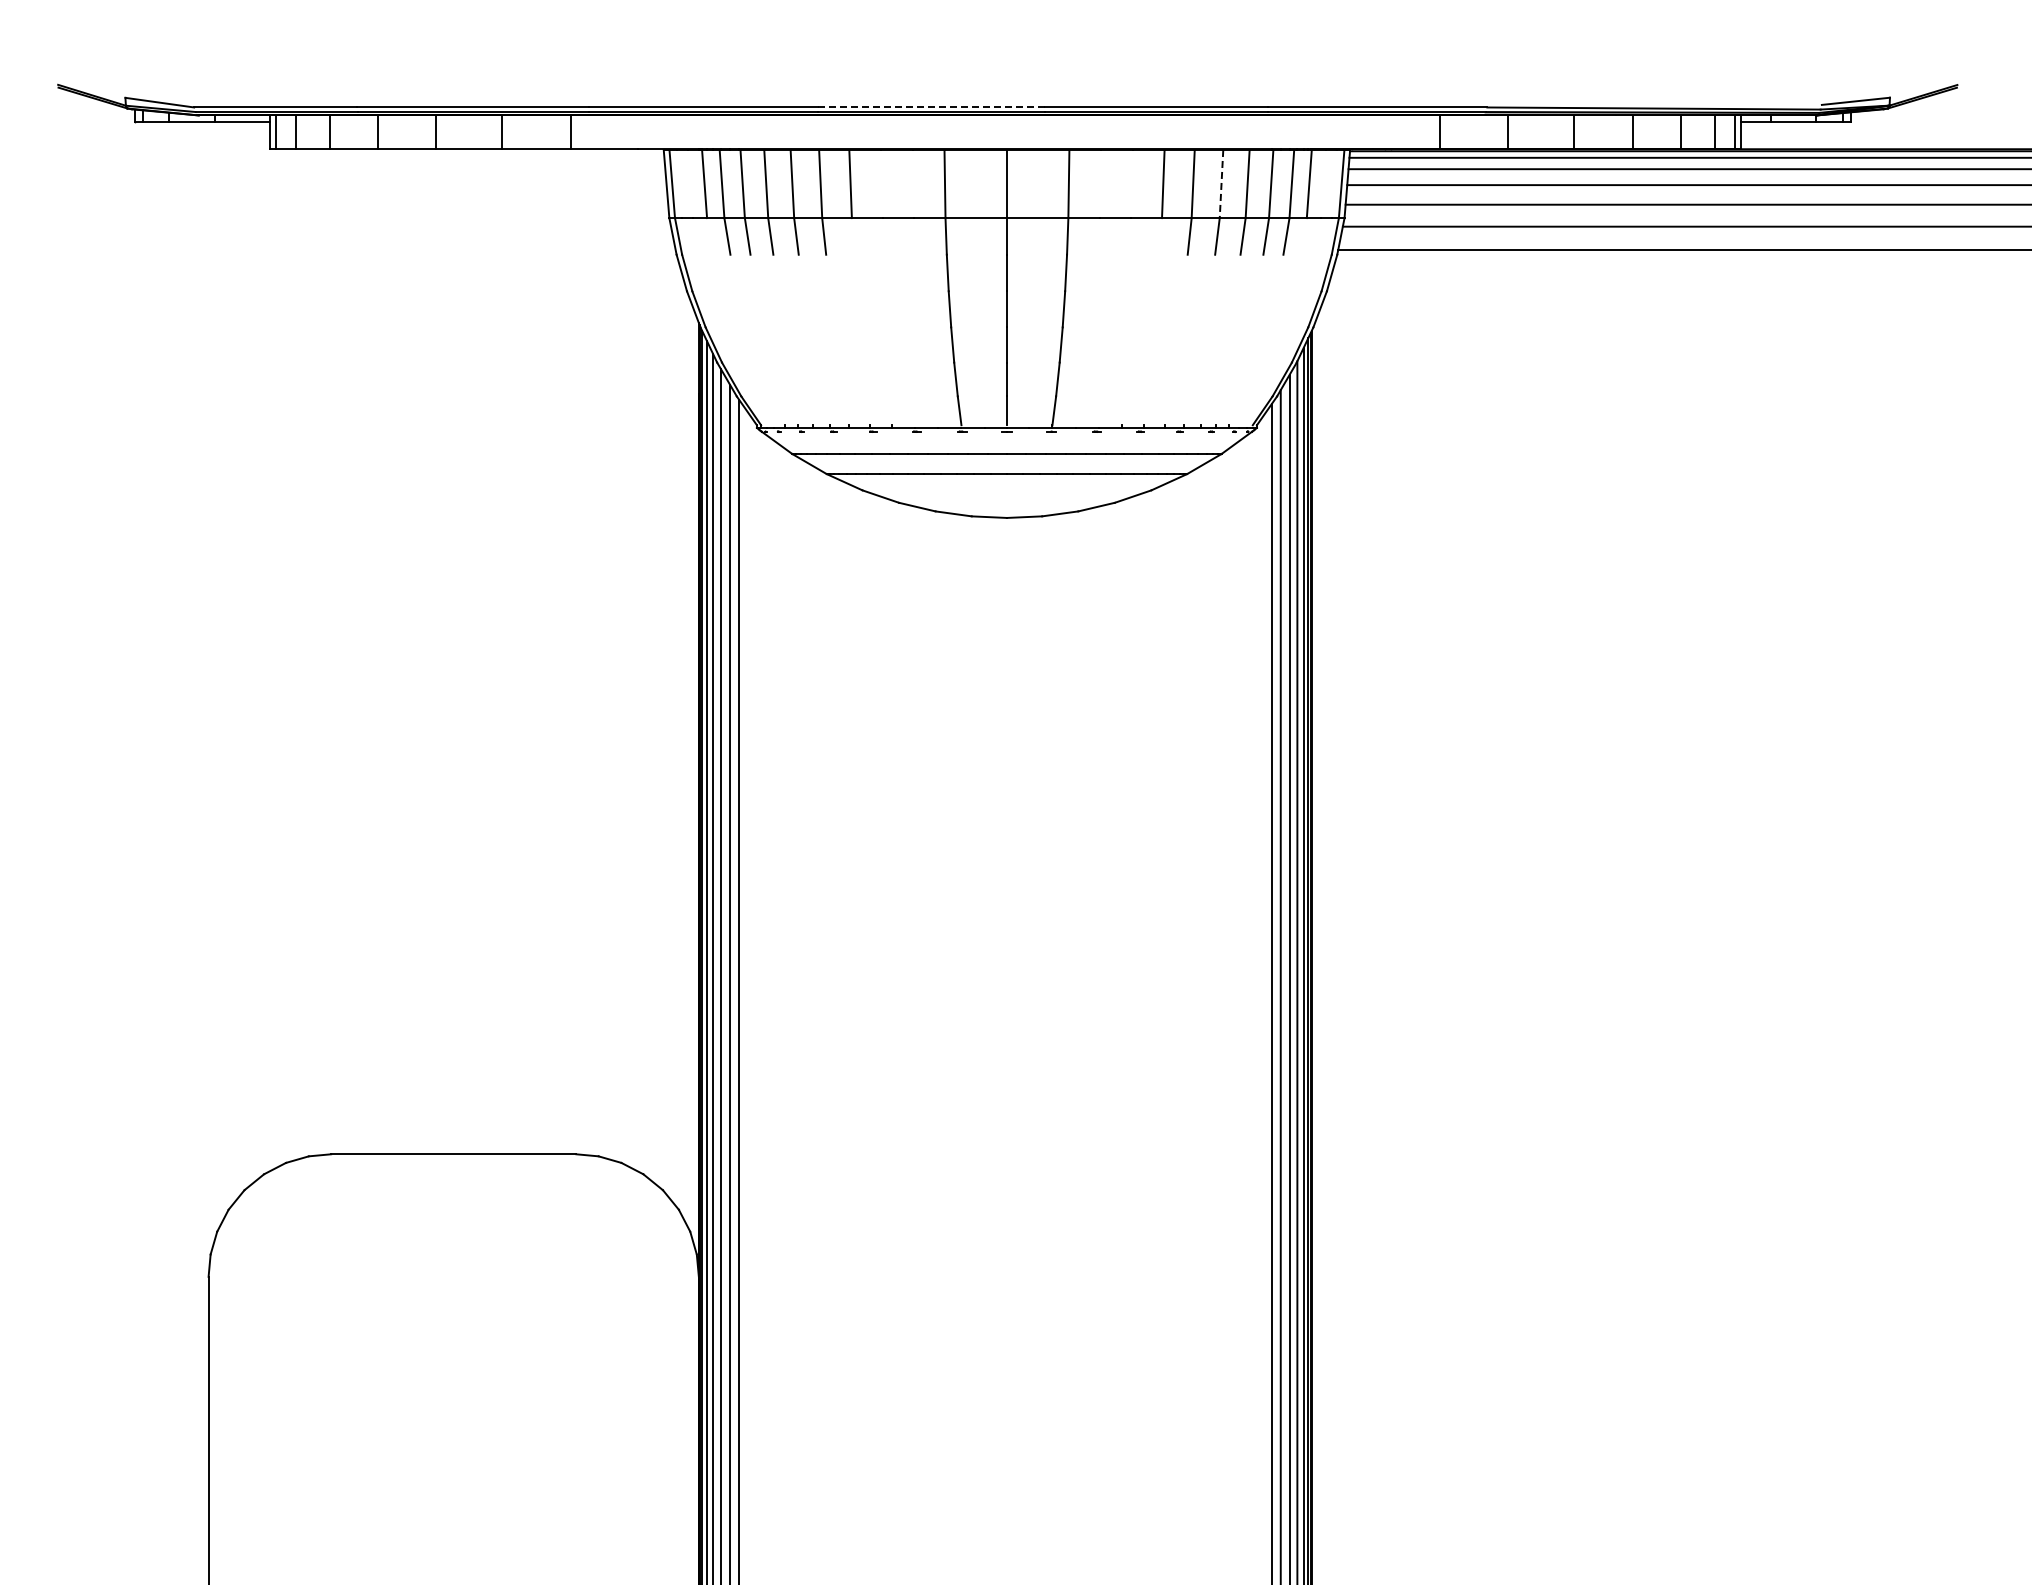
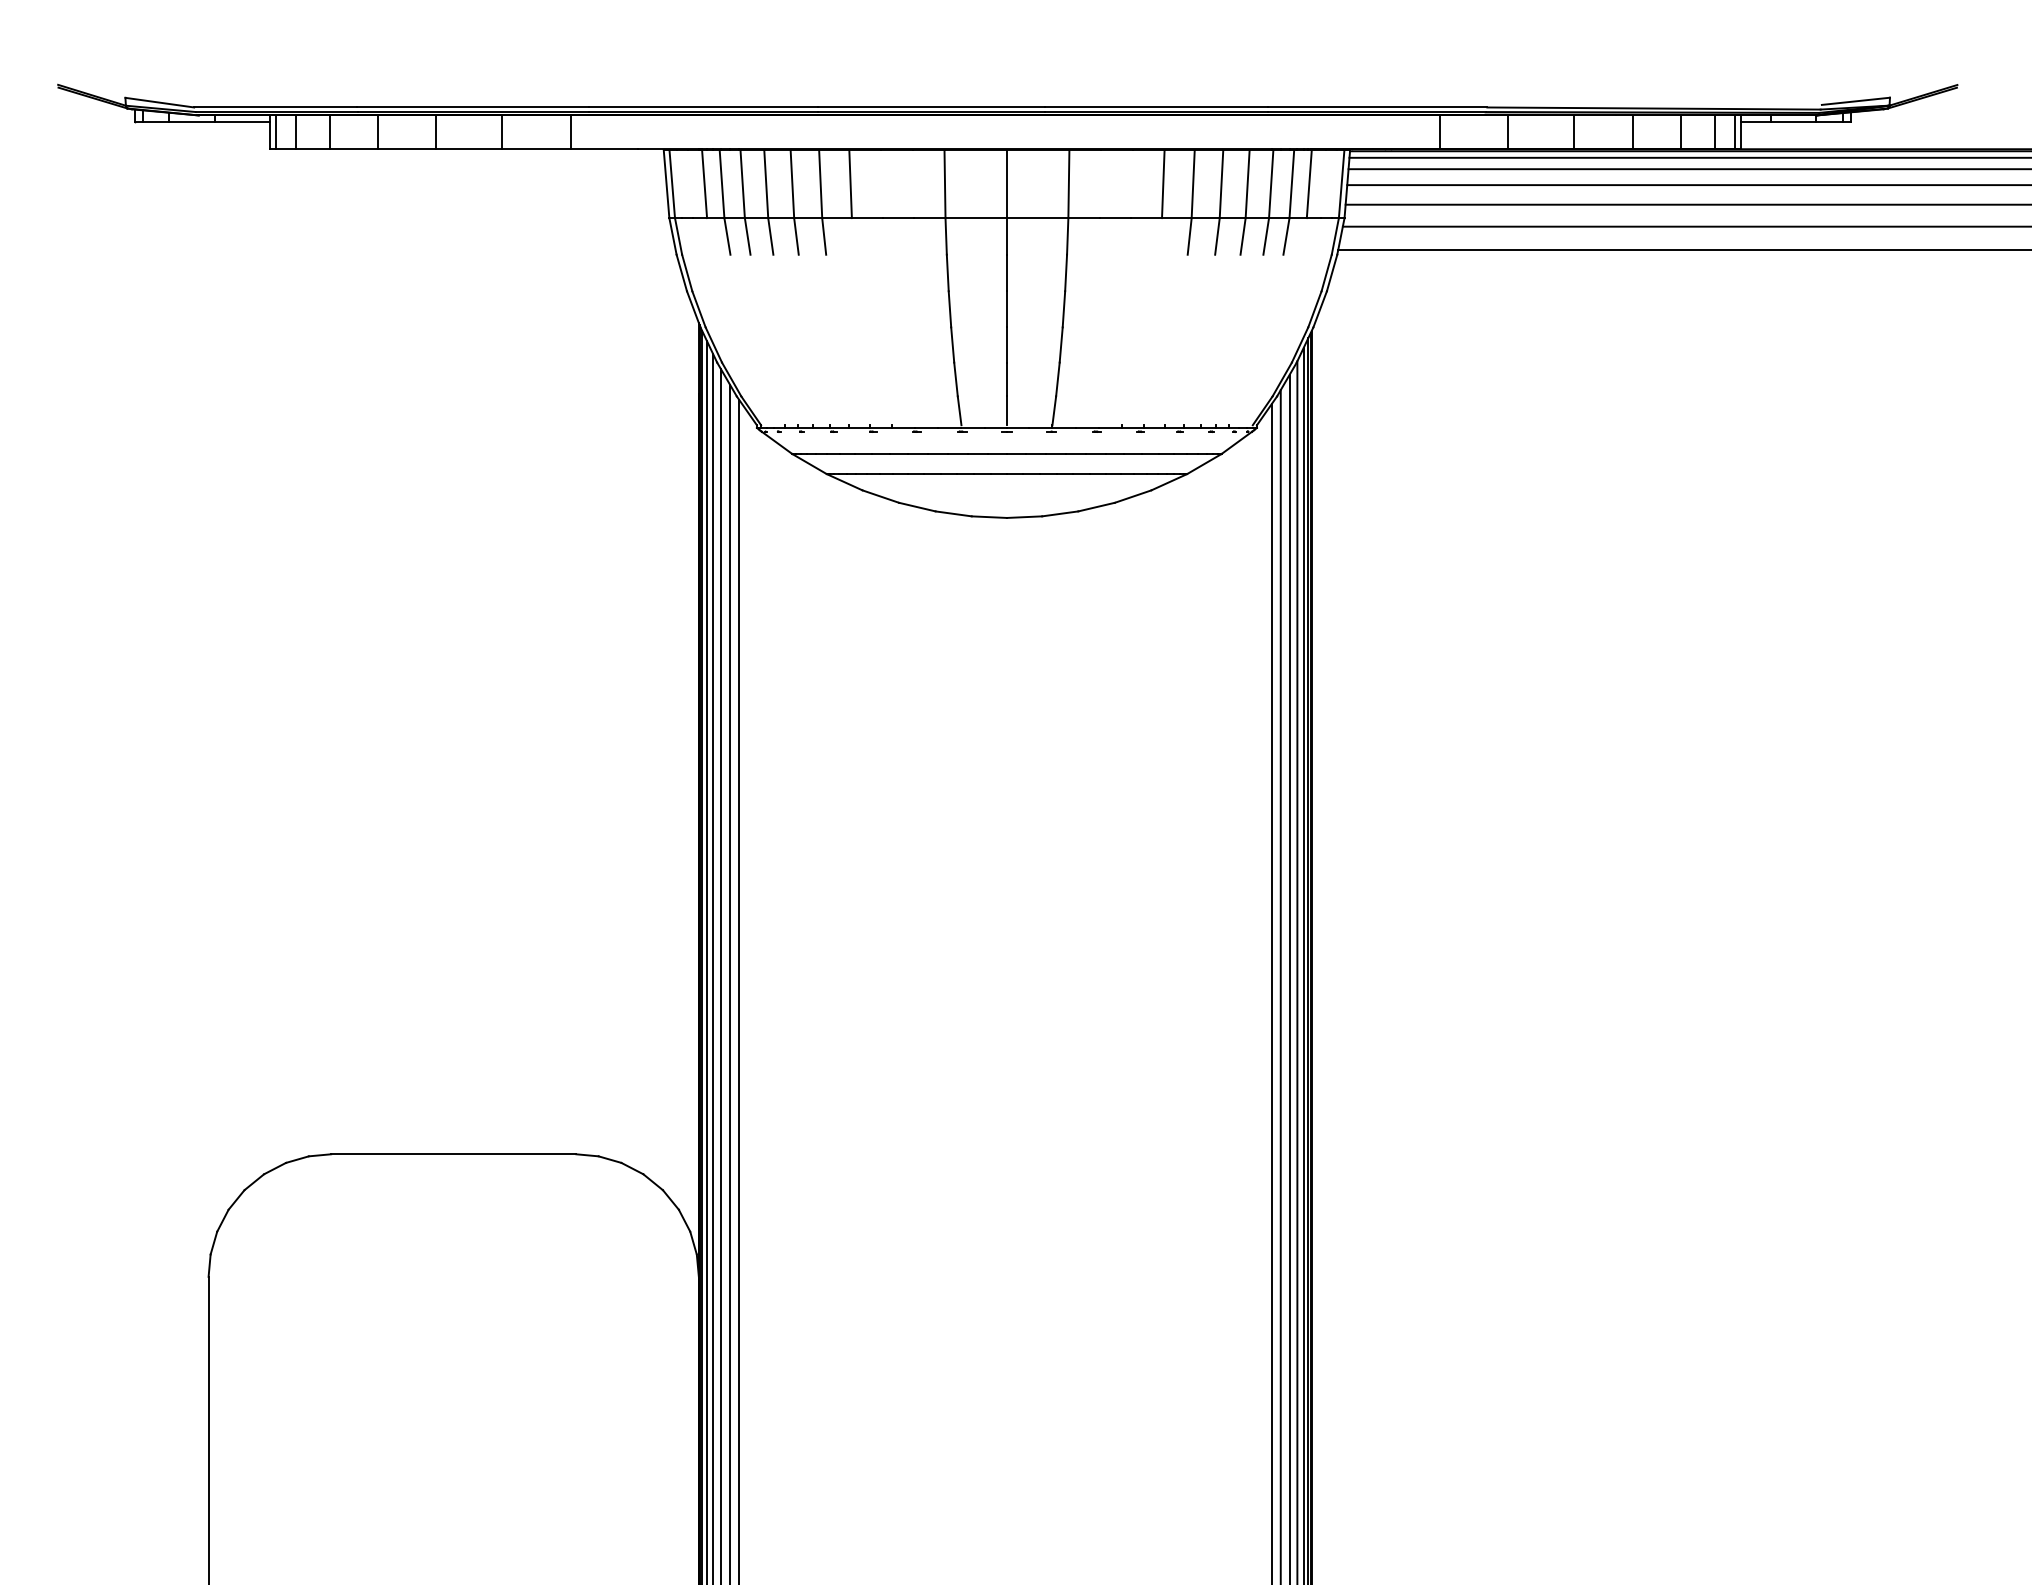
line: dashed -> solid (931, 107)
line: dashed -> solid (1221, 184)
